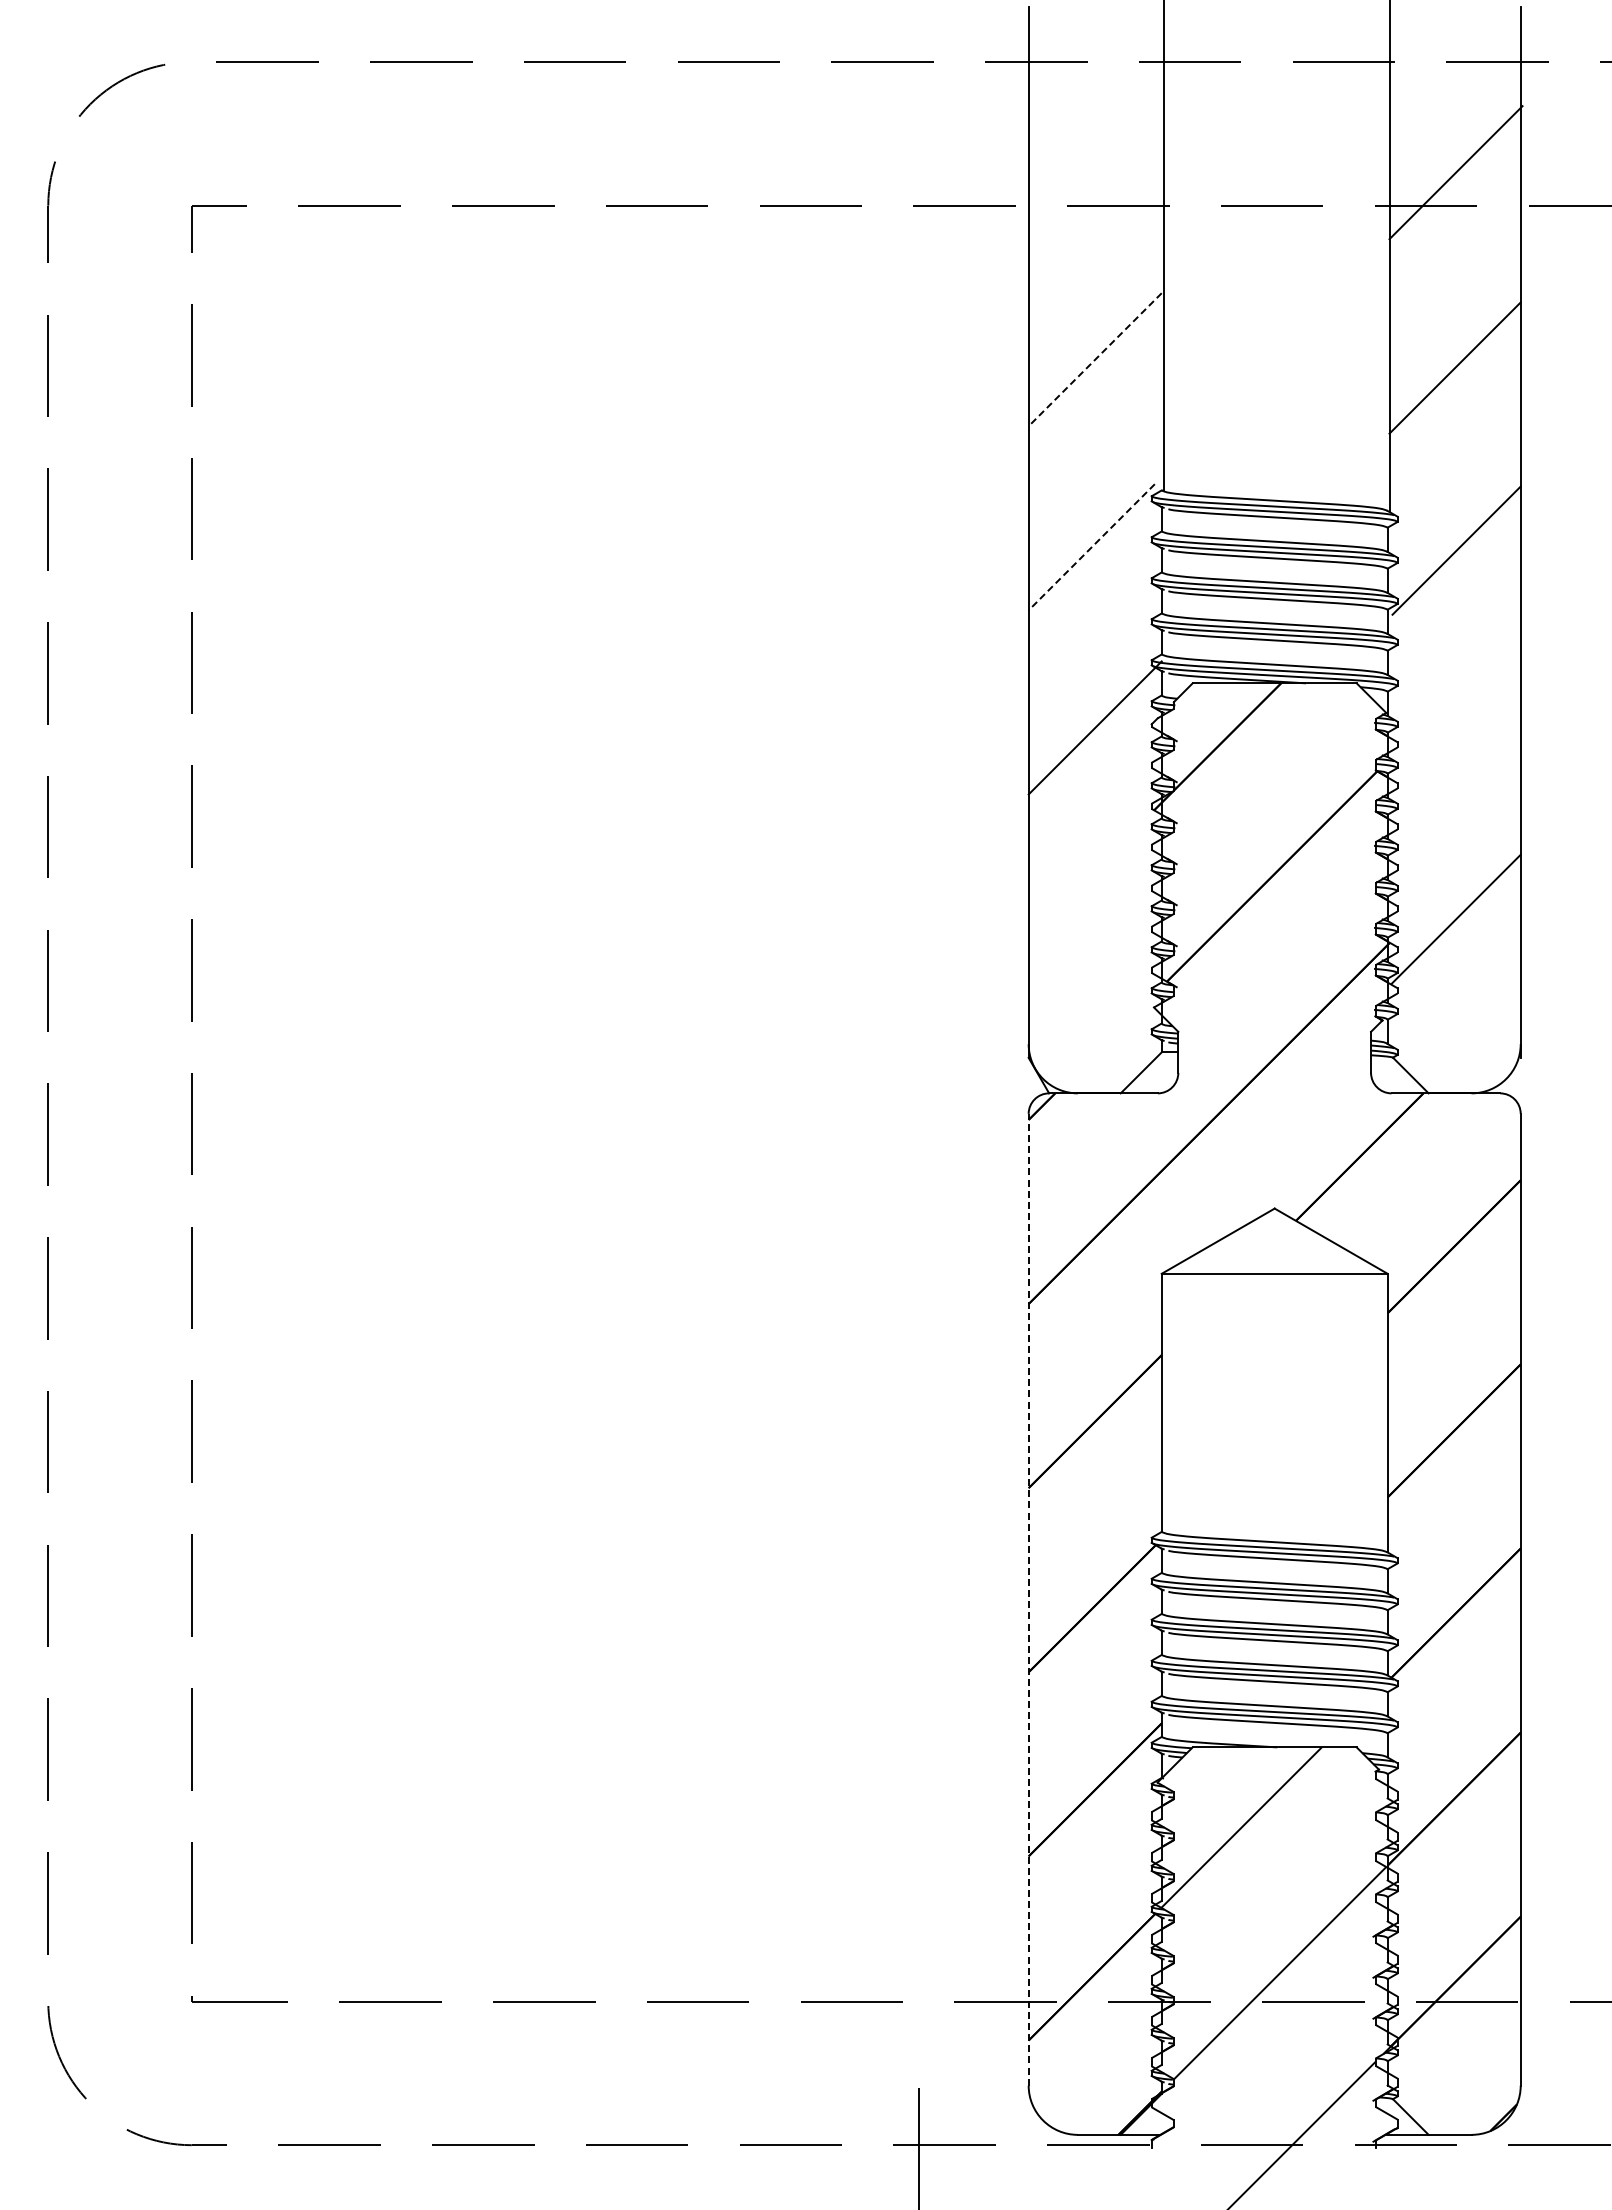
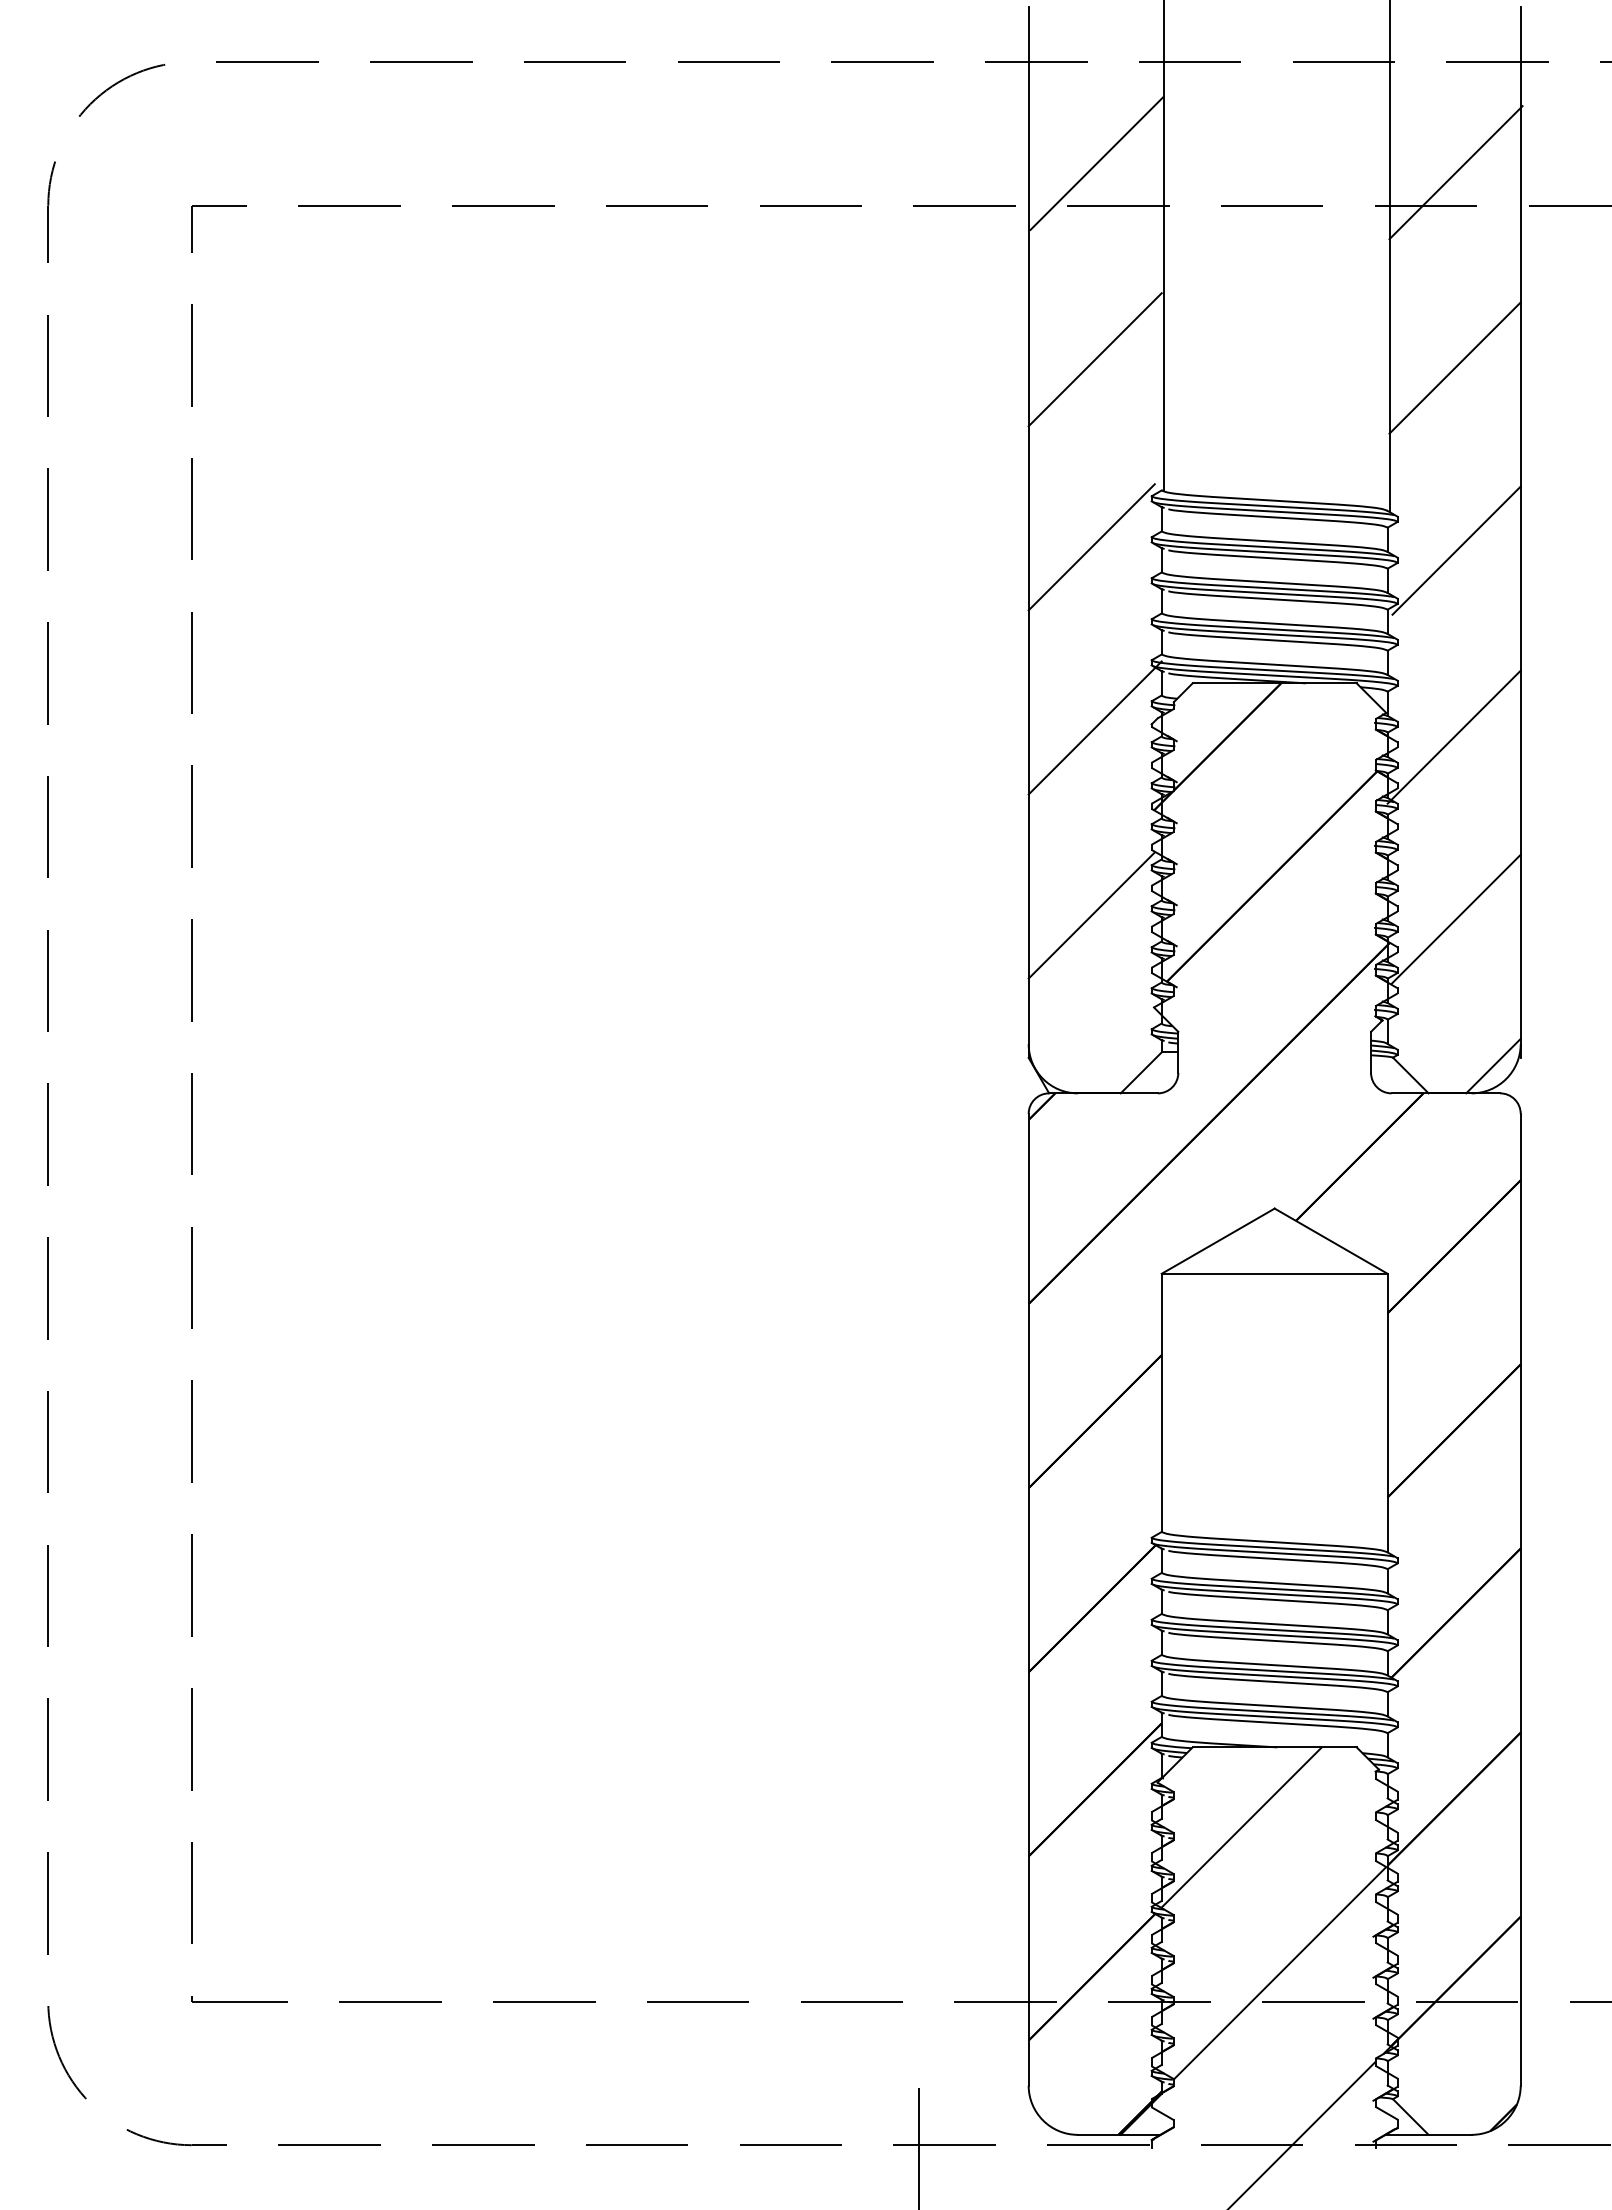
line: none -> present (1096, 162)
line: dashed -> solid (1094, 360)
line: dashed -> solid (1091, 547)
line: none -> present (1453, 736)
line: none -> present (1091, 915)
line: none -> present (1493, 1065)
line: dashed -> solid (1028, 1599)
